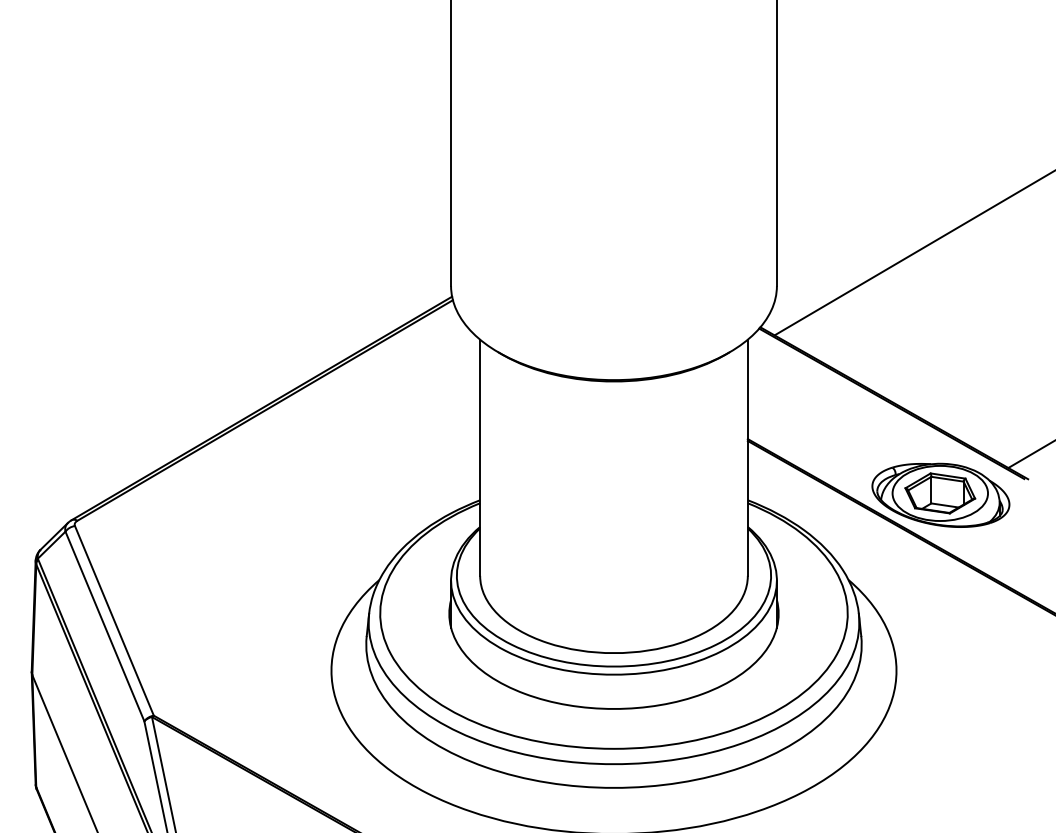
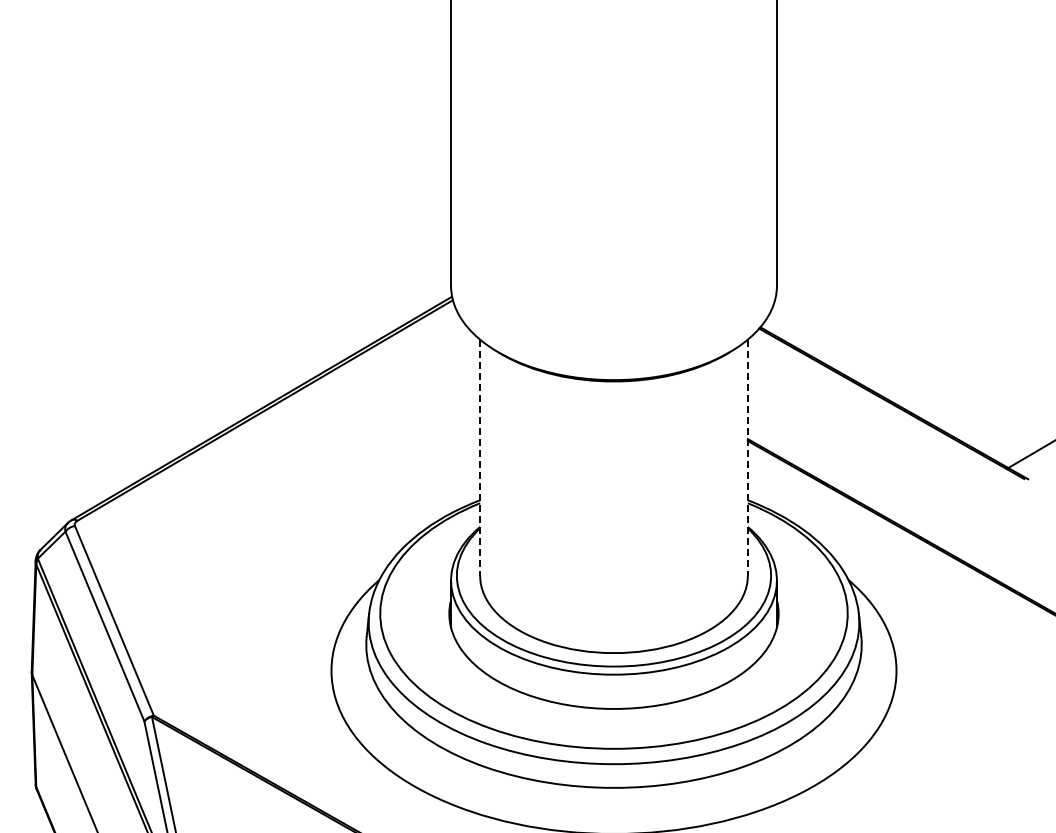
line: present -> none (913, 253)
line: solid -> dashed (480, 458)
line: solid -> dashed (747, 458)
part: present -> none (940, 494)
